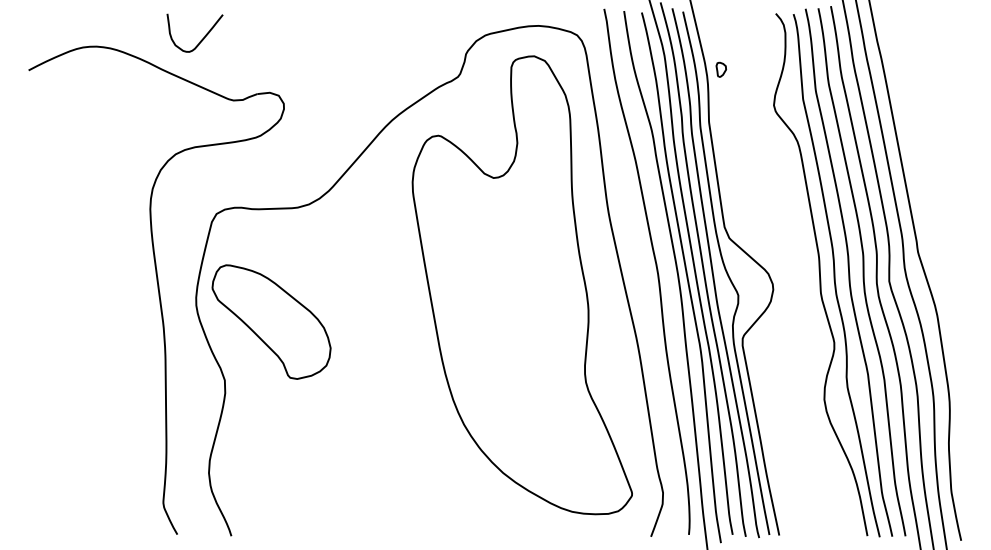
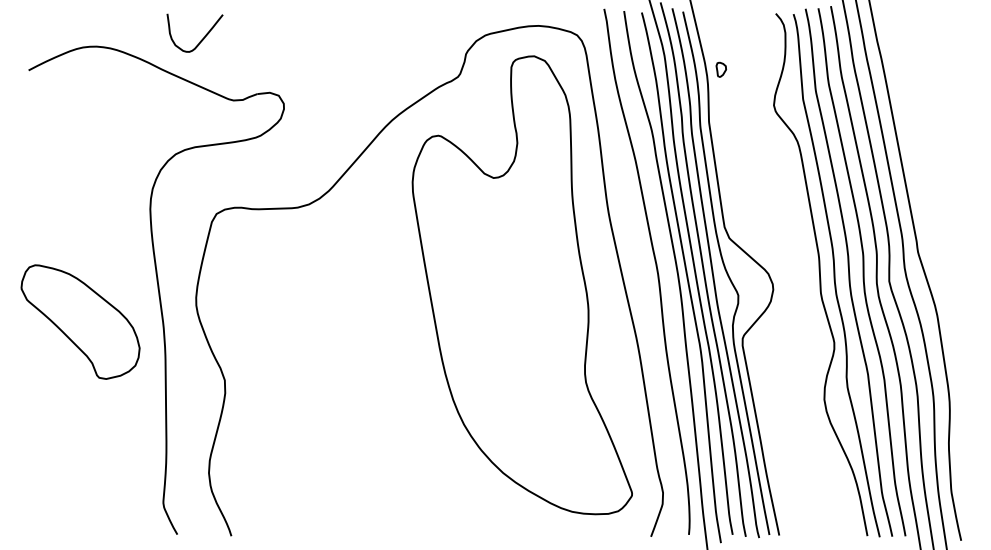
part position: (271, 321) -> (80, 321) (80, 321)
